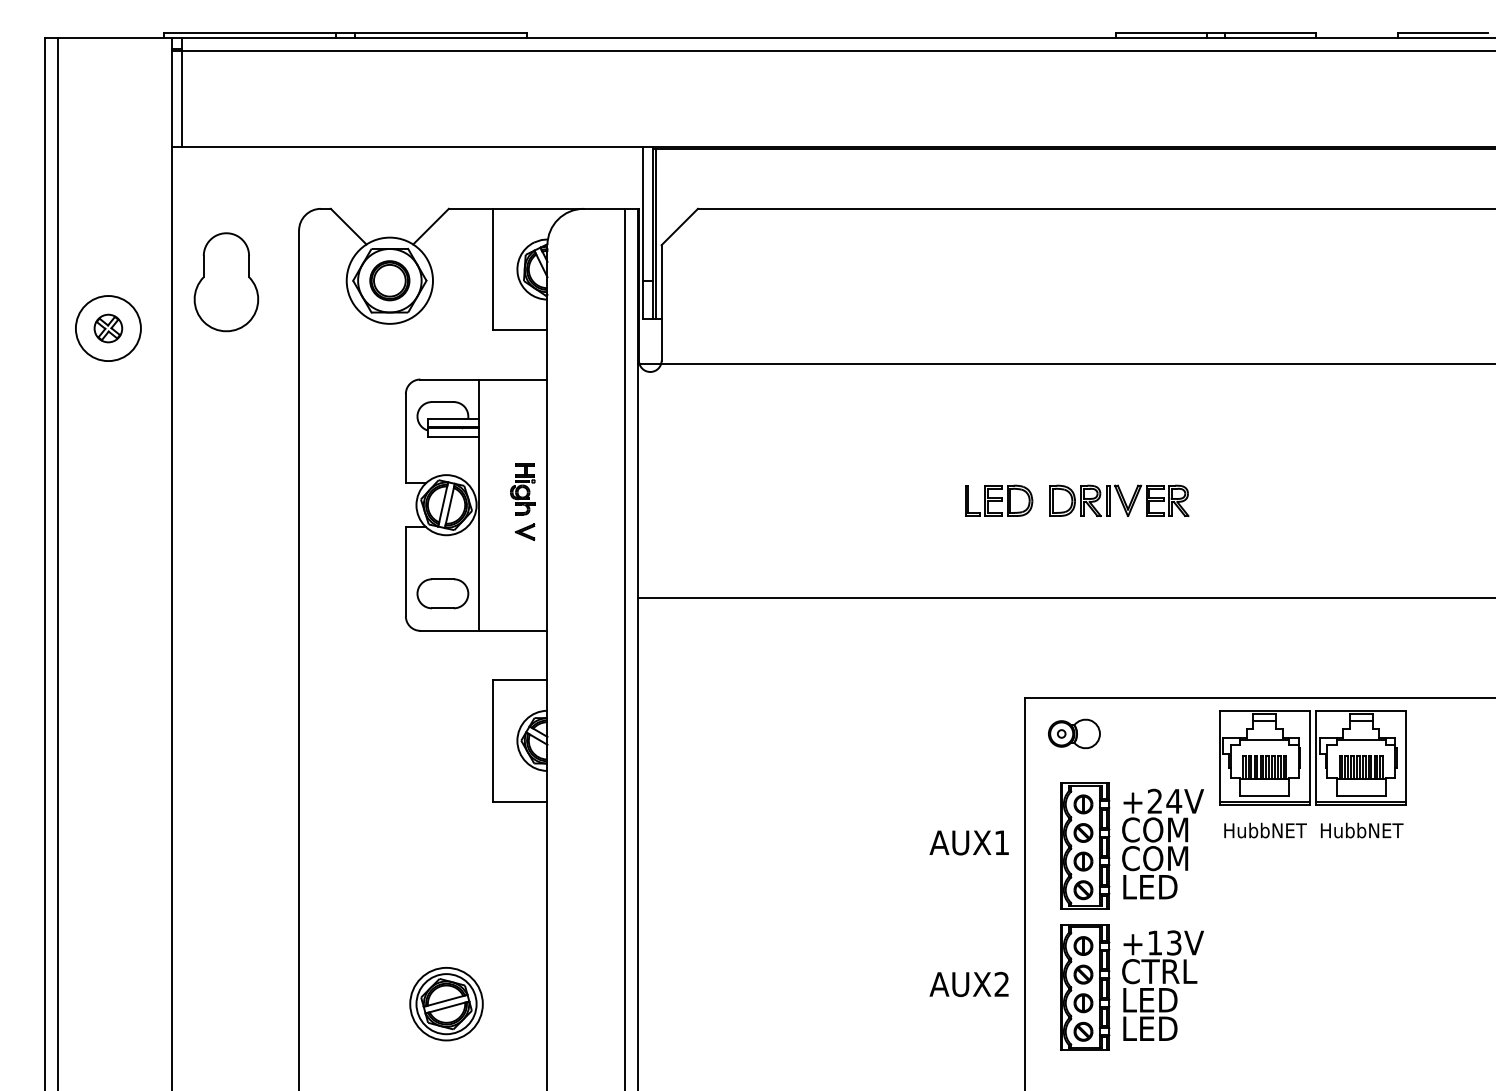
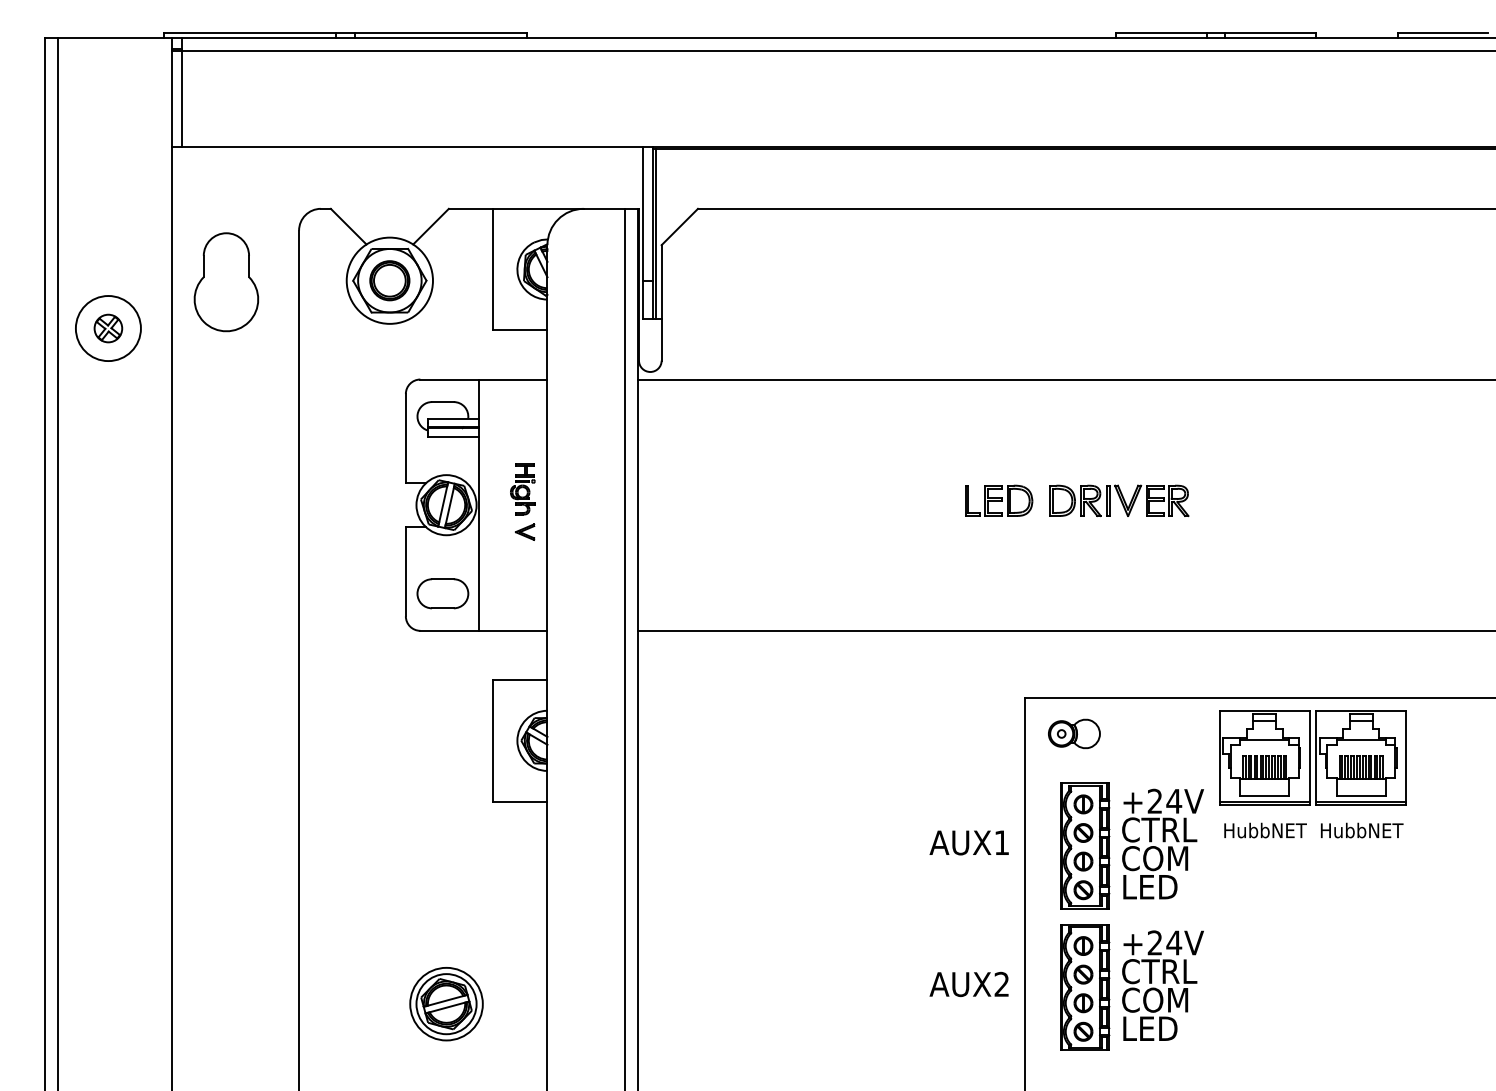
line position: (1065, 363) -> (1065, 379) (1065, 379)
line position: (1065, 597) -> (1065, 630) (1065, 630)
text: COM -> CTRL (1169, 829)
text: +13V -> +24V (1164, 942)
text: LED -> COM (1155, 999)
